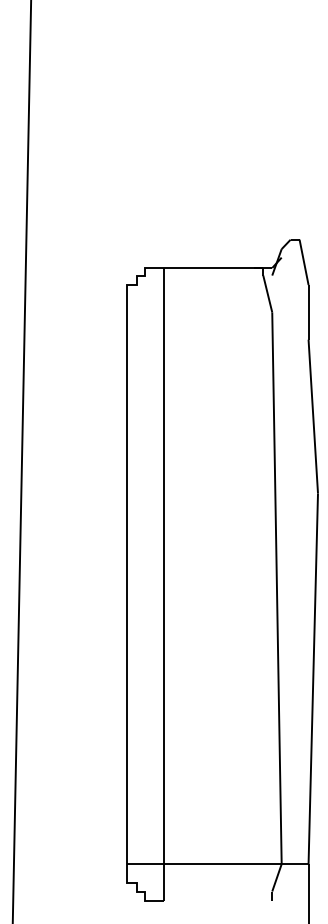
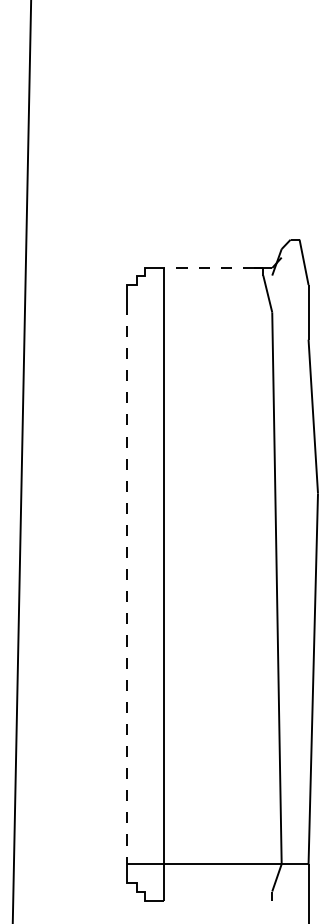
line: solid -> dashed (208, 268)
line: solid -> dashed (126, 584)
